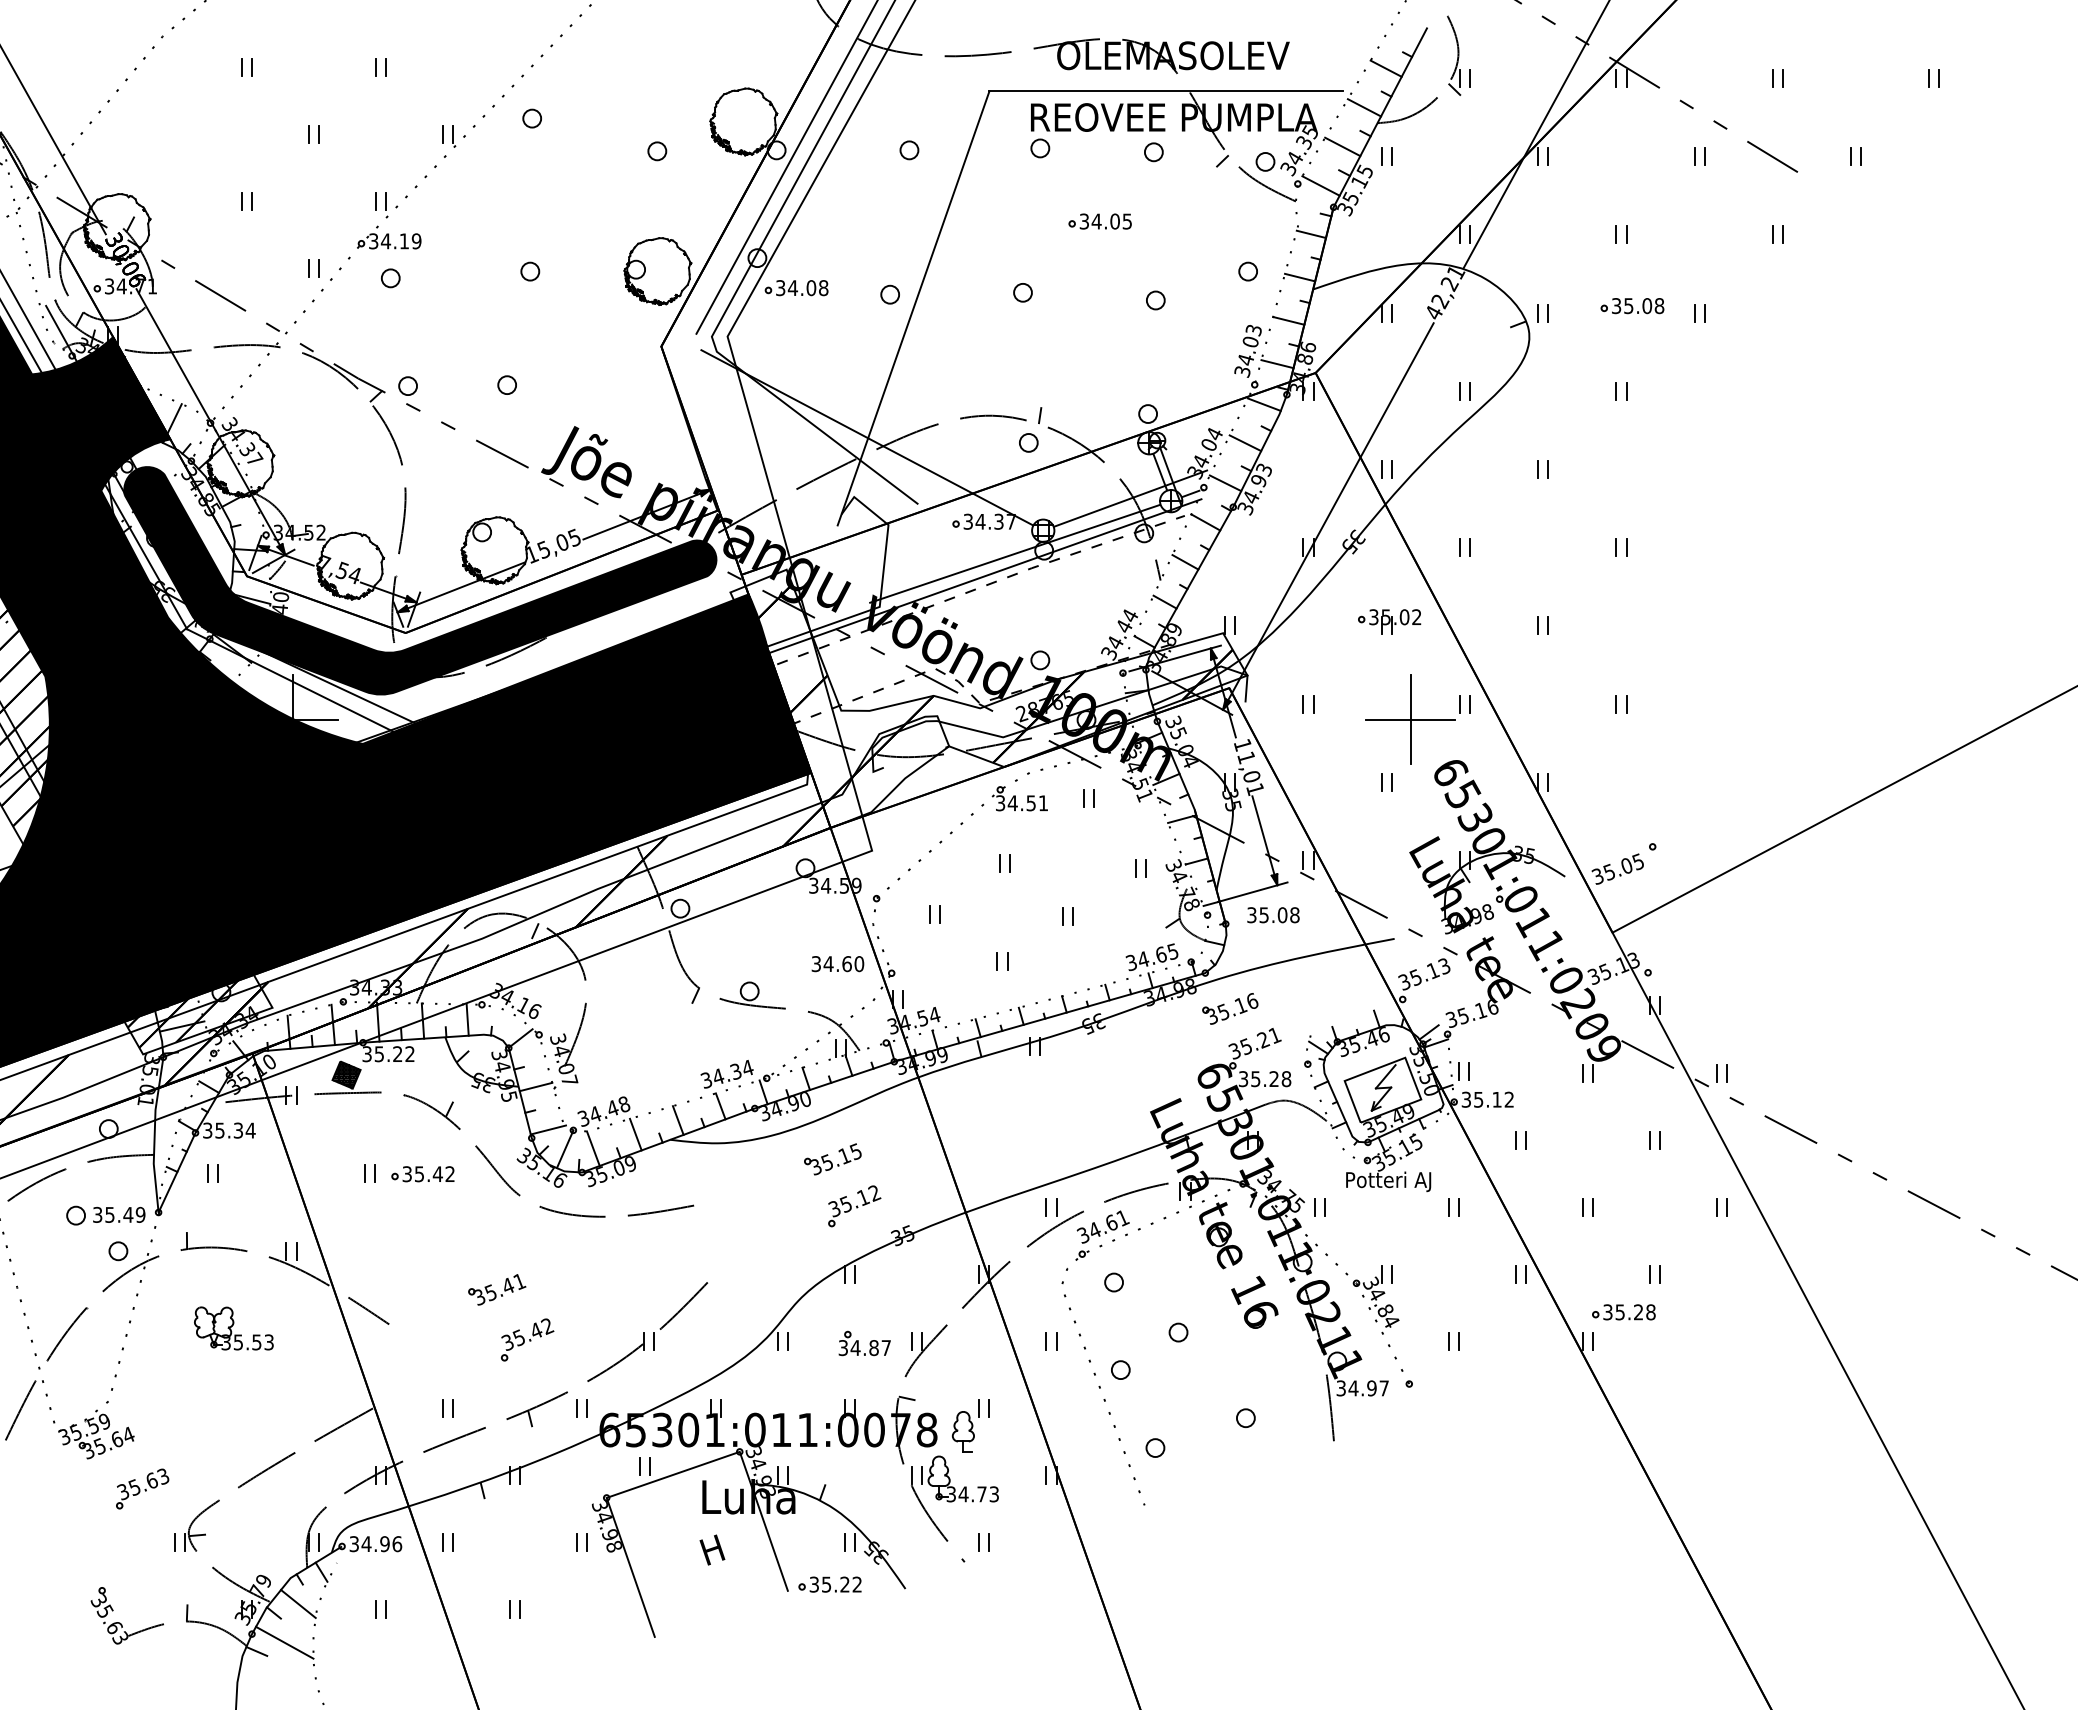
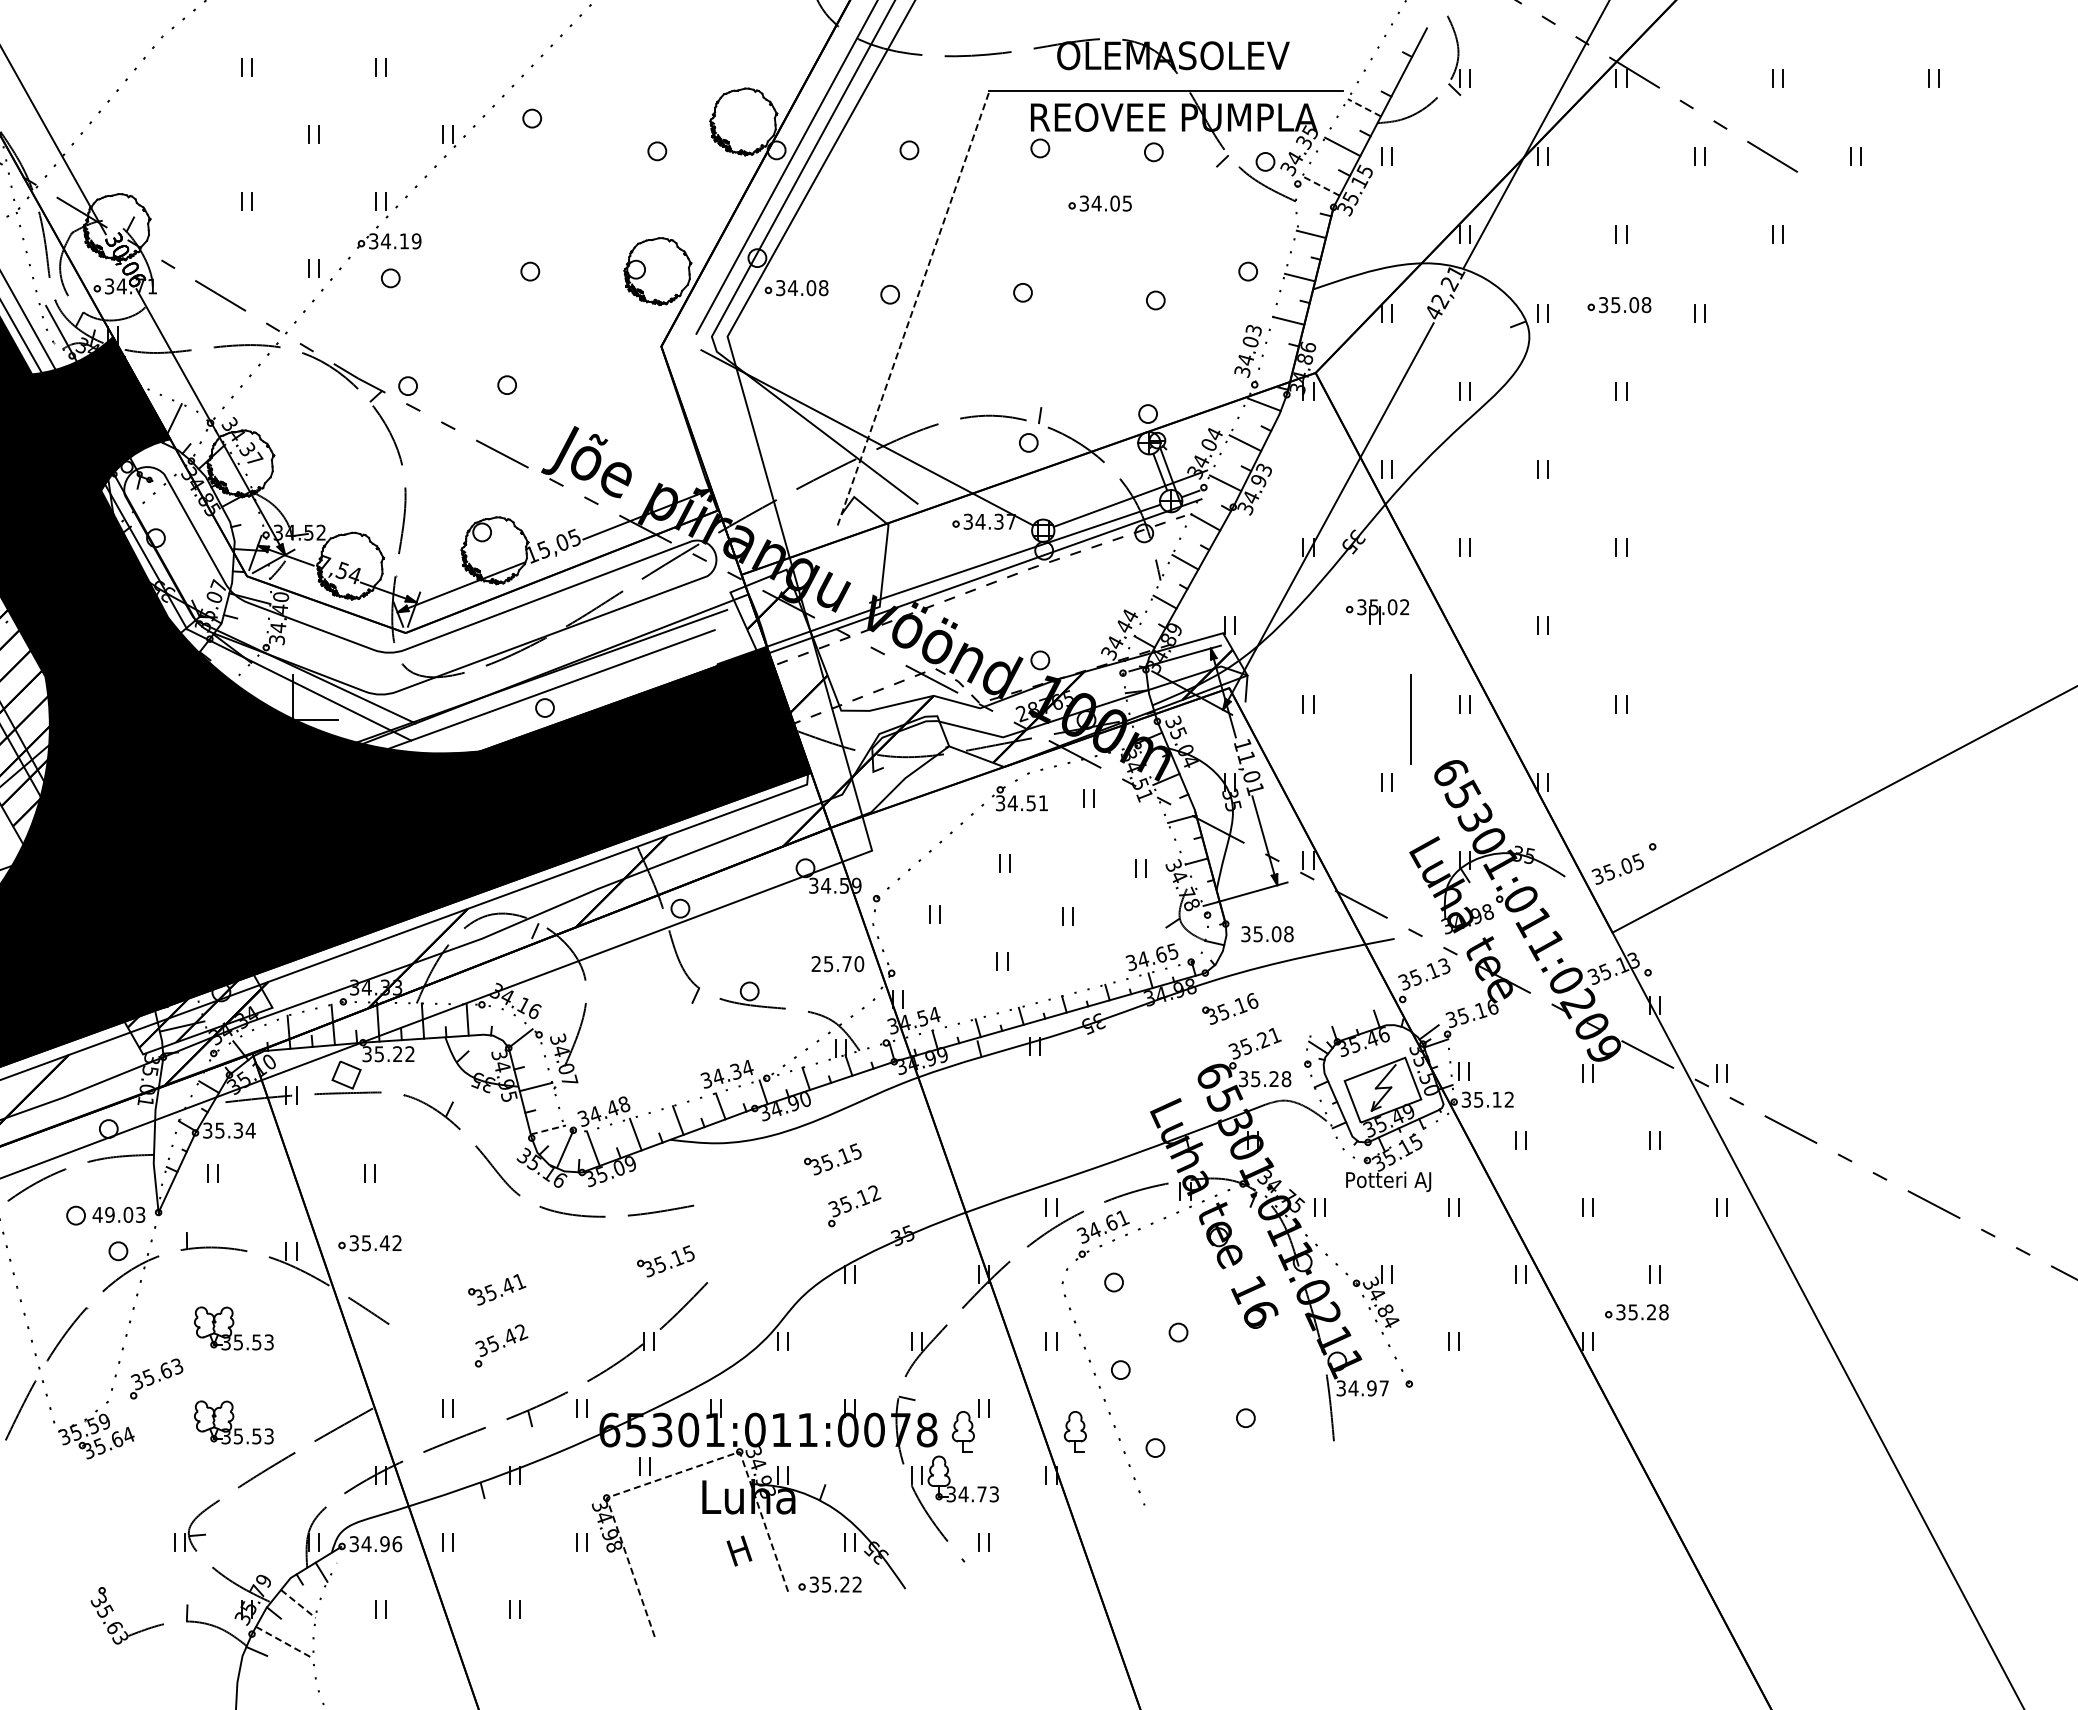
line: present -> none (1385, 68)
line: solid -> dashed (1364, 107)
line: solid -> dashed (1320, 185)
part position: (1099, 221) -> (1099, 203) (1099, 203)
part position: (1632, 306) -> (1619, 305) (1619, 305)
line: solid -> dashed (913, 308)
line: present -> none (1277, 364)
fill: present -> none (420, 580)
part position: (1389, 621) -> (1377, 611) (1377, 611)
fill: present -> none (559, 673)
line: present -> none (1410, 719)
text position: (1273, 915) -> (1267, 934) (1267, 934)
text: 34.60 -> 25.70 (831, 964)
hatch: present -> none (346, 1074)
line: solid -> dashed (548, 1129)
part position: (422, 1174) -> (369, 1243) (369, 1243)
text: 35.49 -> 49.03 (118, 1214)
part: none -> present (665, 1261)
part position: (1623, 1312) -> (1636, 1312) (1636, 1312)
part position: (527, 1339) -> (501, 1345) (501, 1345)
part: present -> none (864, 1343)
part: none -> present (233, 1422)
part: none -> present (1074, 1431)
line: solid -> dashed (672, 1475)
part position: (142, 1488) -> (156, 1378) (156, 1378)
text position: (712, 1549) -> (739, 1550) (739, 1550)
line: solid -> dashed (298, 1604)
line: solid -> dashed (284, 1642)
